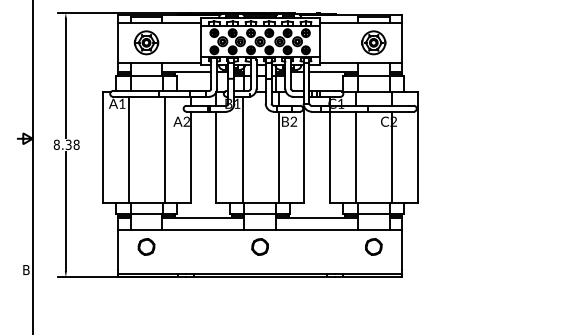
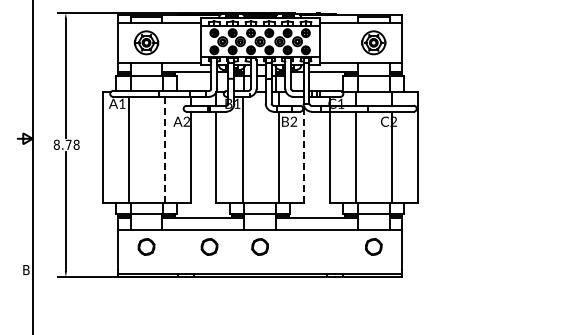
text: 8.38 -> 8.78 (68, 144)
line: solid -> dashed (164, 149)
line: solid -> dashed (304, 154)
part: none -> present (209, 246)
